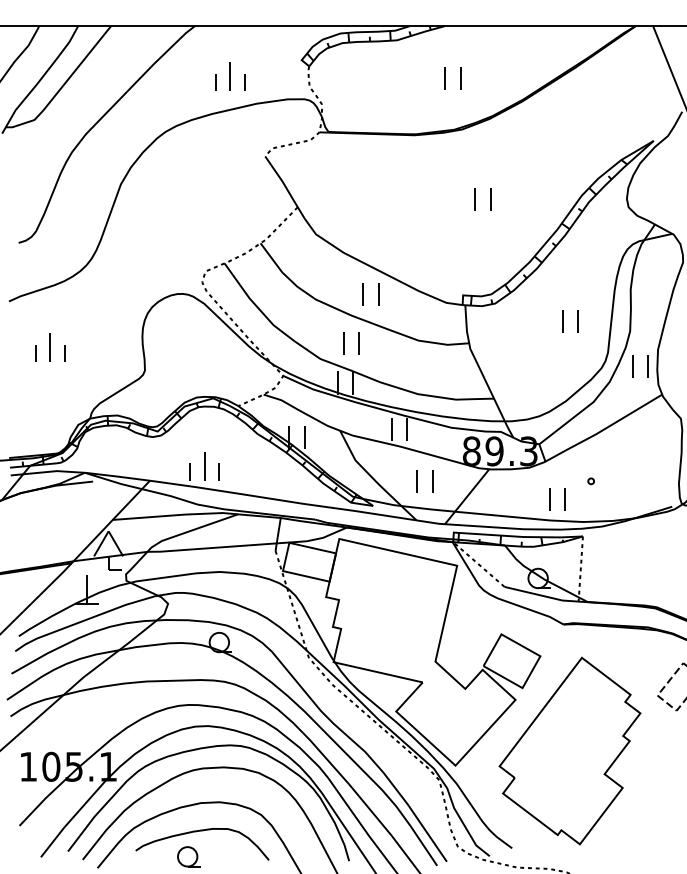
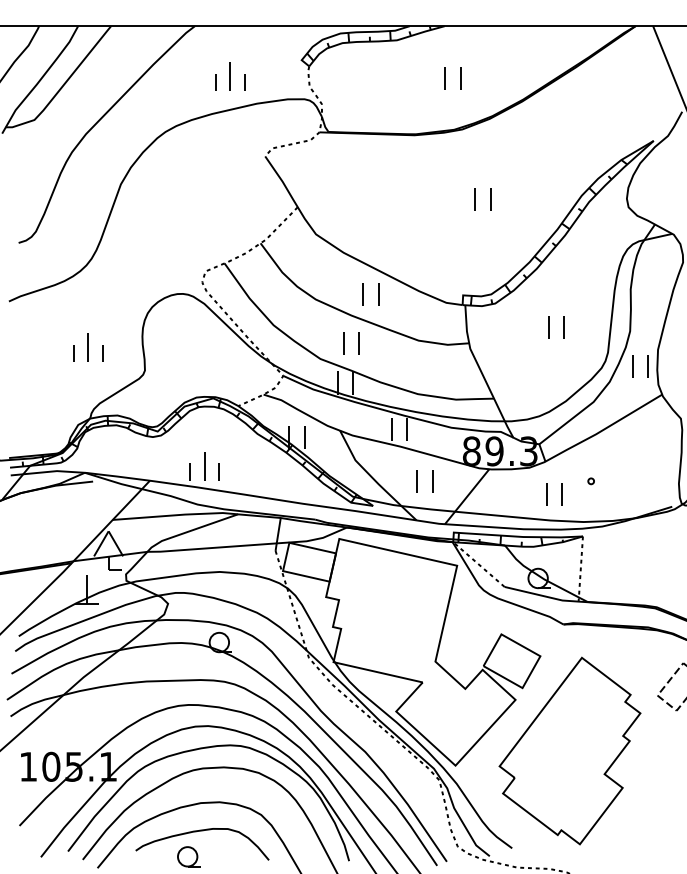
part position: (563, 321) -> (549, 327) (549, 327)
part position: (50, 347) -> (88, 347) (88, 347)
part position: (550, 499) -> (547, 494) (547, 494)
